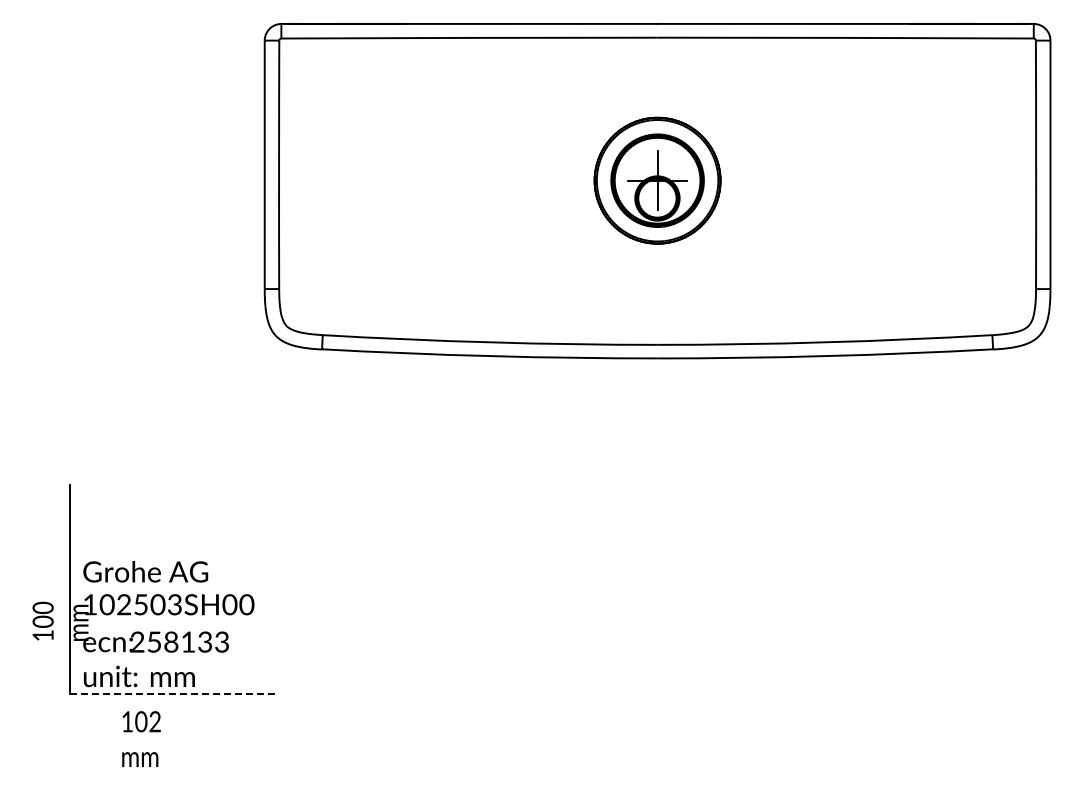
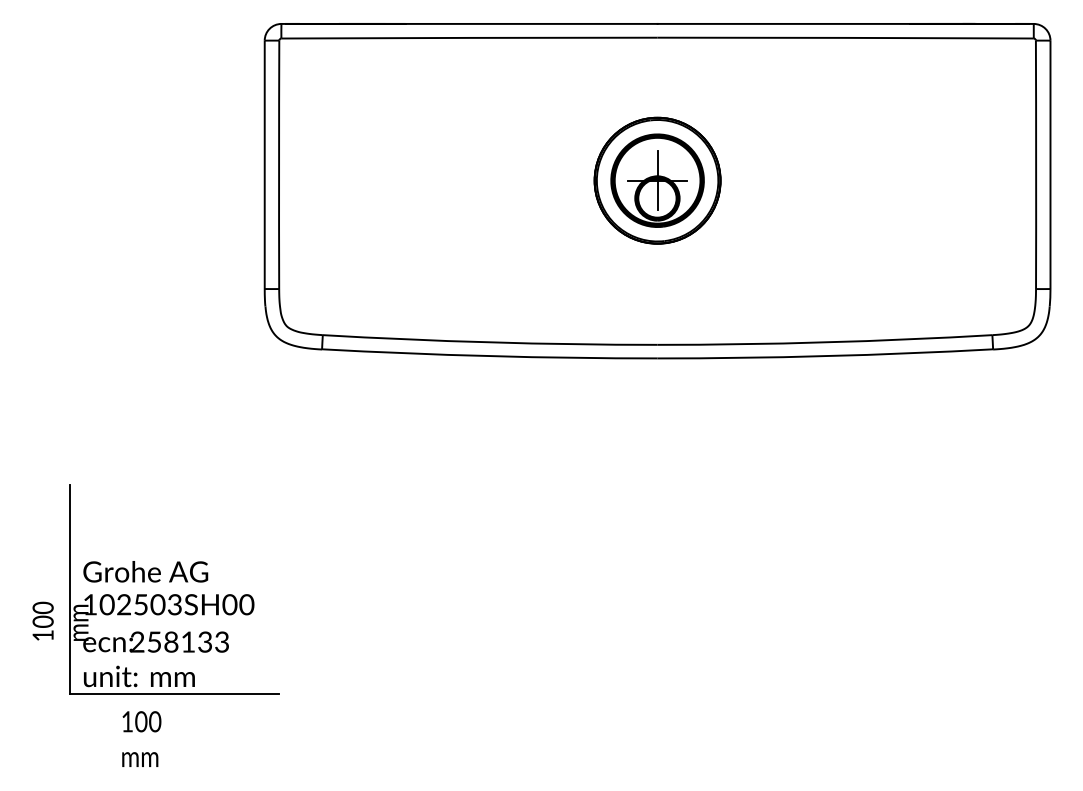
line: dashed -> solid (174, 694)
text: 102 -> 100 (155, 721)
